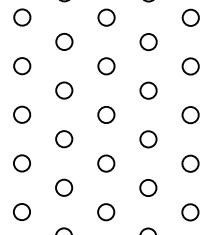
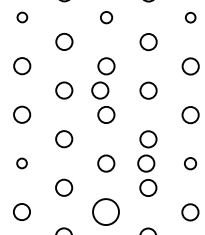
circle size: 19x19 px -> 13x13 px (22, 17)
circle size: 19x19 px -> 14x14 px (106, 17)
circle size: 19x19 px -> 12x12 px (190, 17)
circle: none -> present (100, 90)
circle size: 18x19 px -> 12x13 px (21, 163)
circle: none -> present (146, 163)
circle size: 19x19 px -> 14x14 px (190, 163)
circle size: 19x19 px -> 28x28 px (105, 211)
